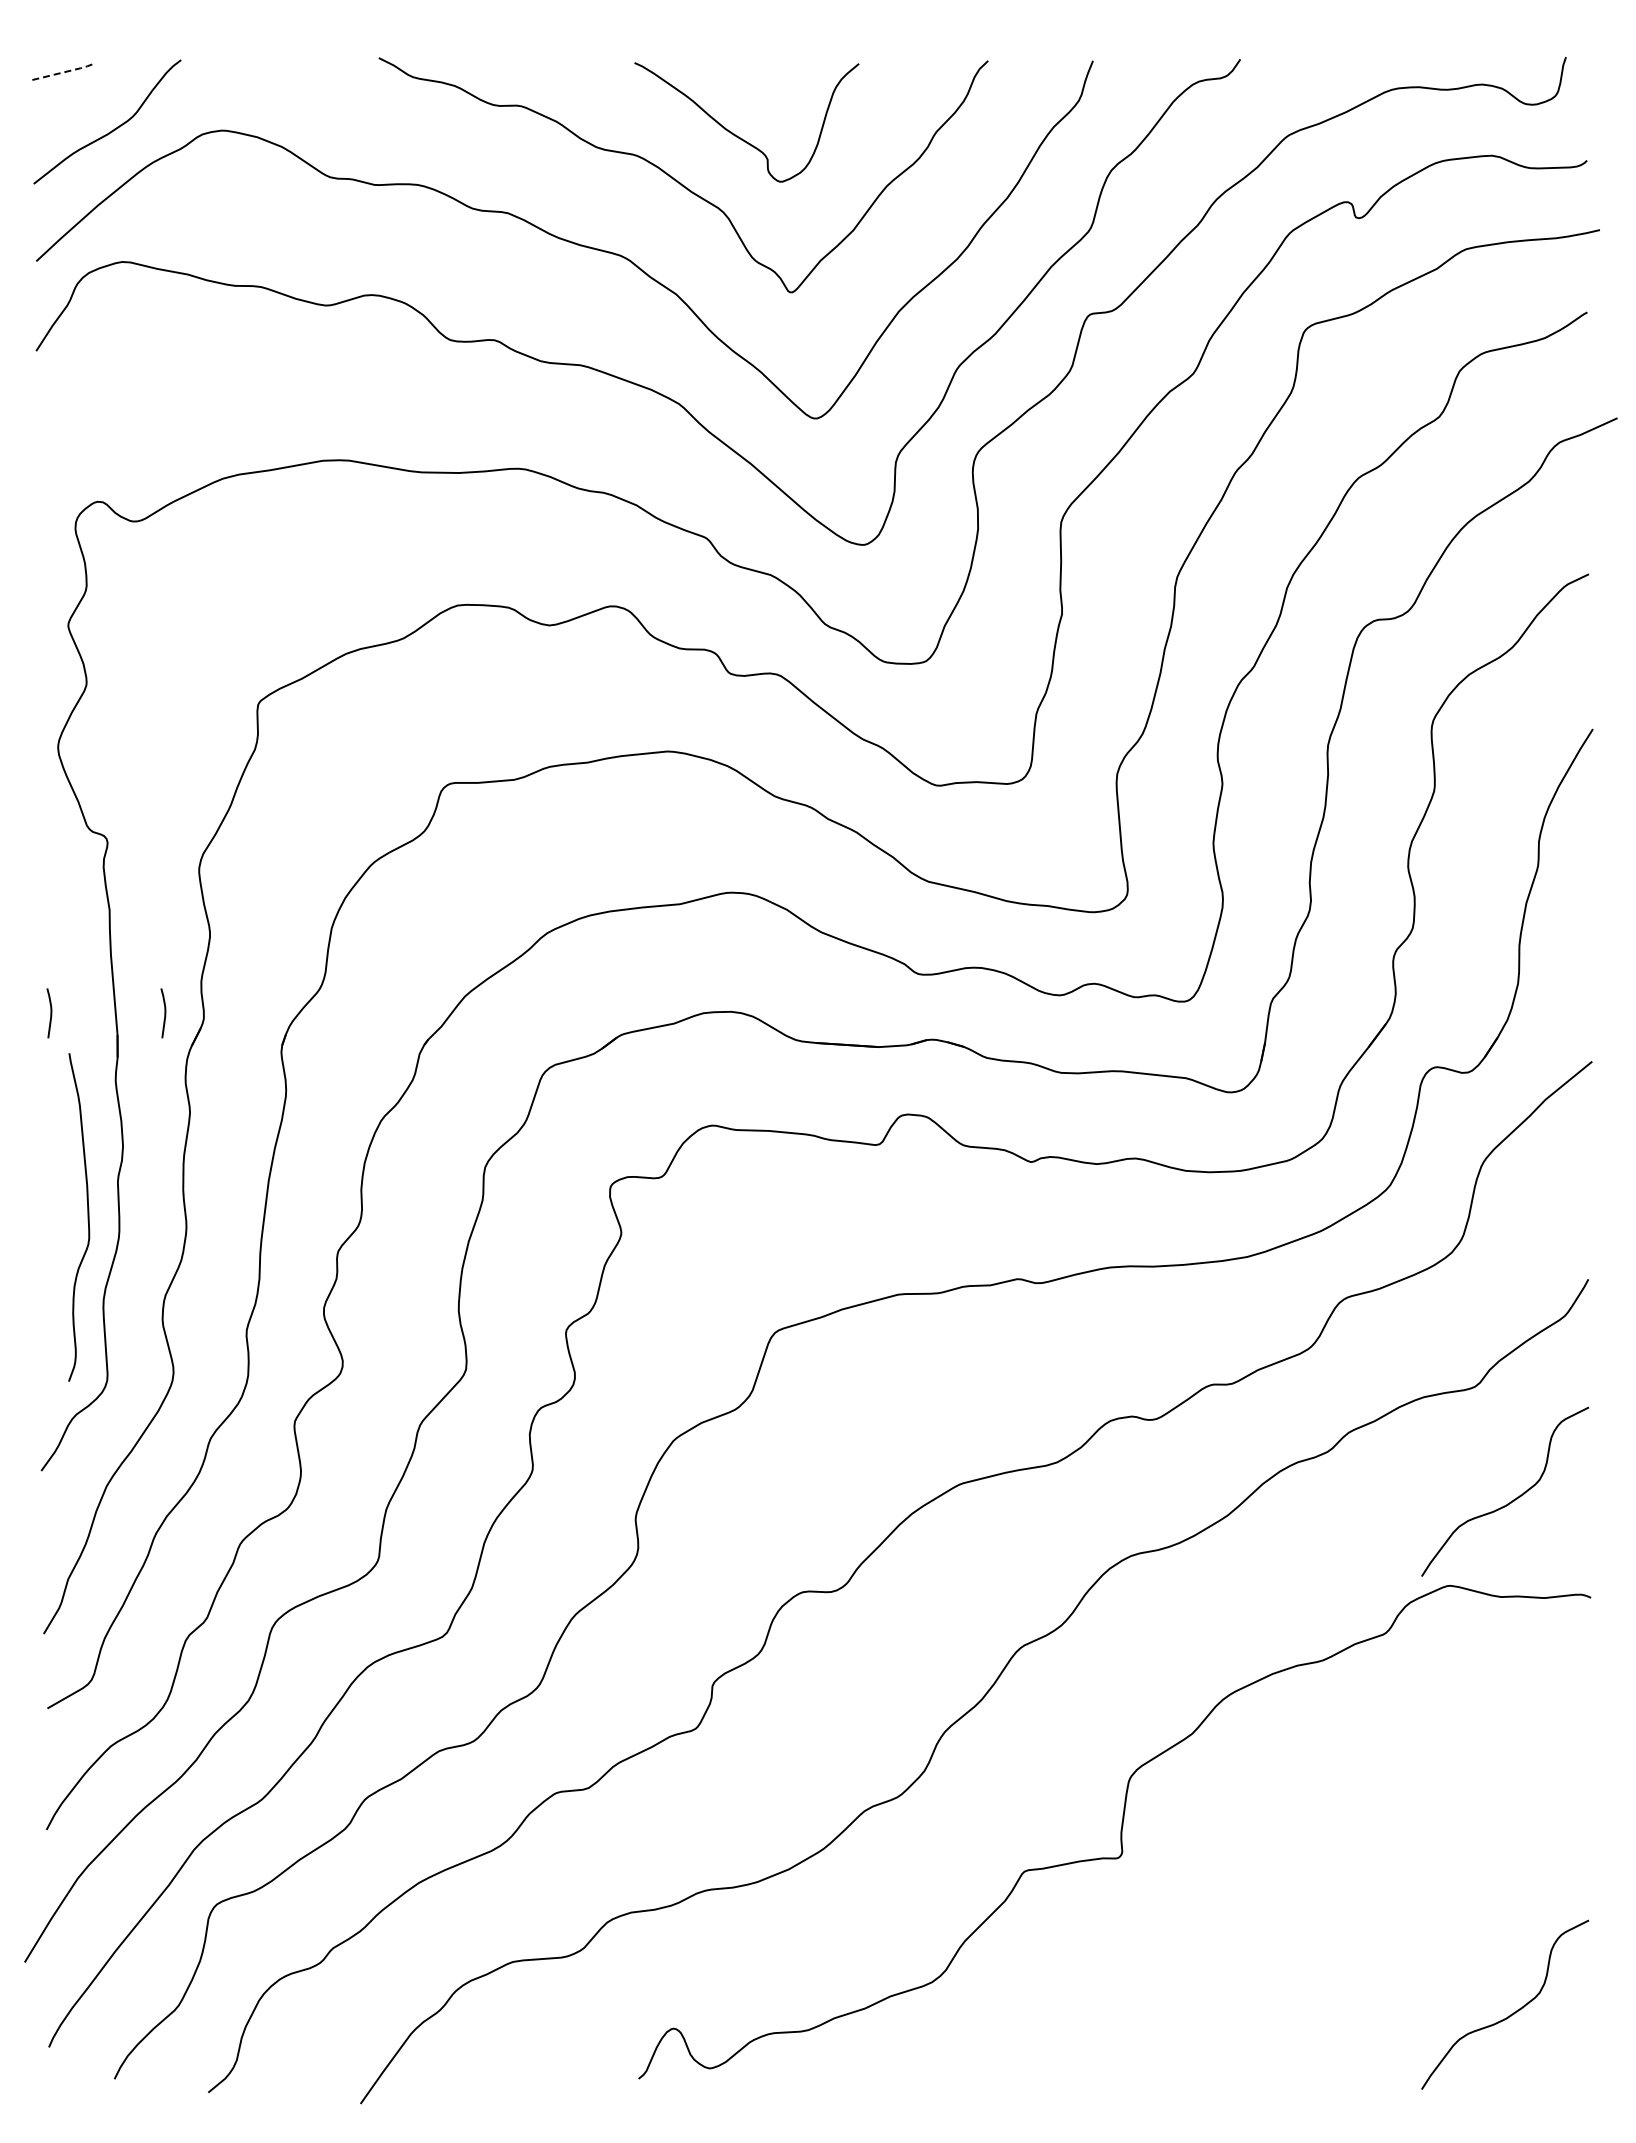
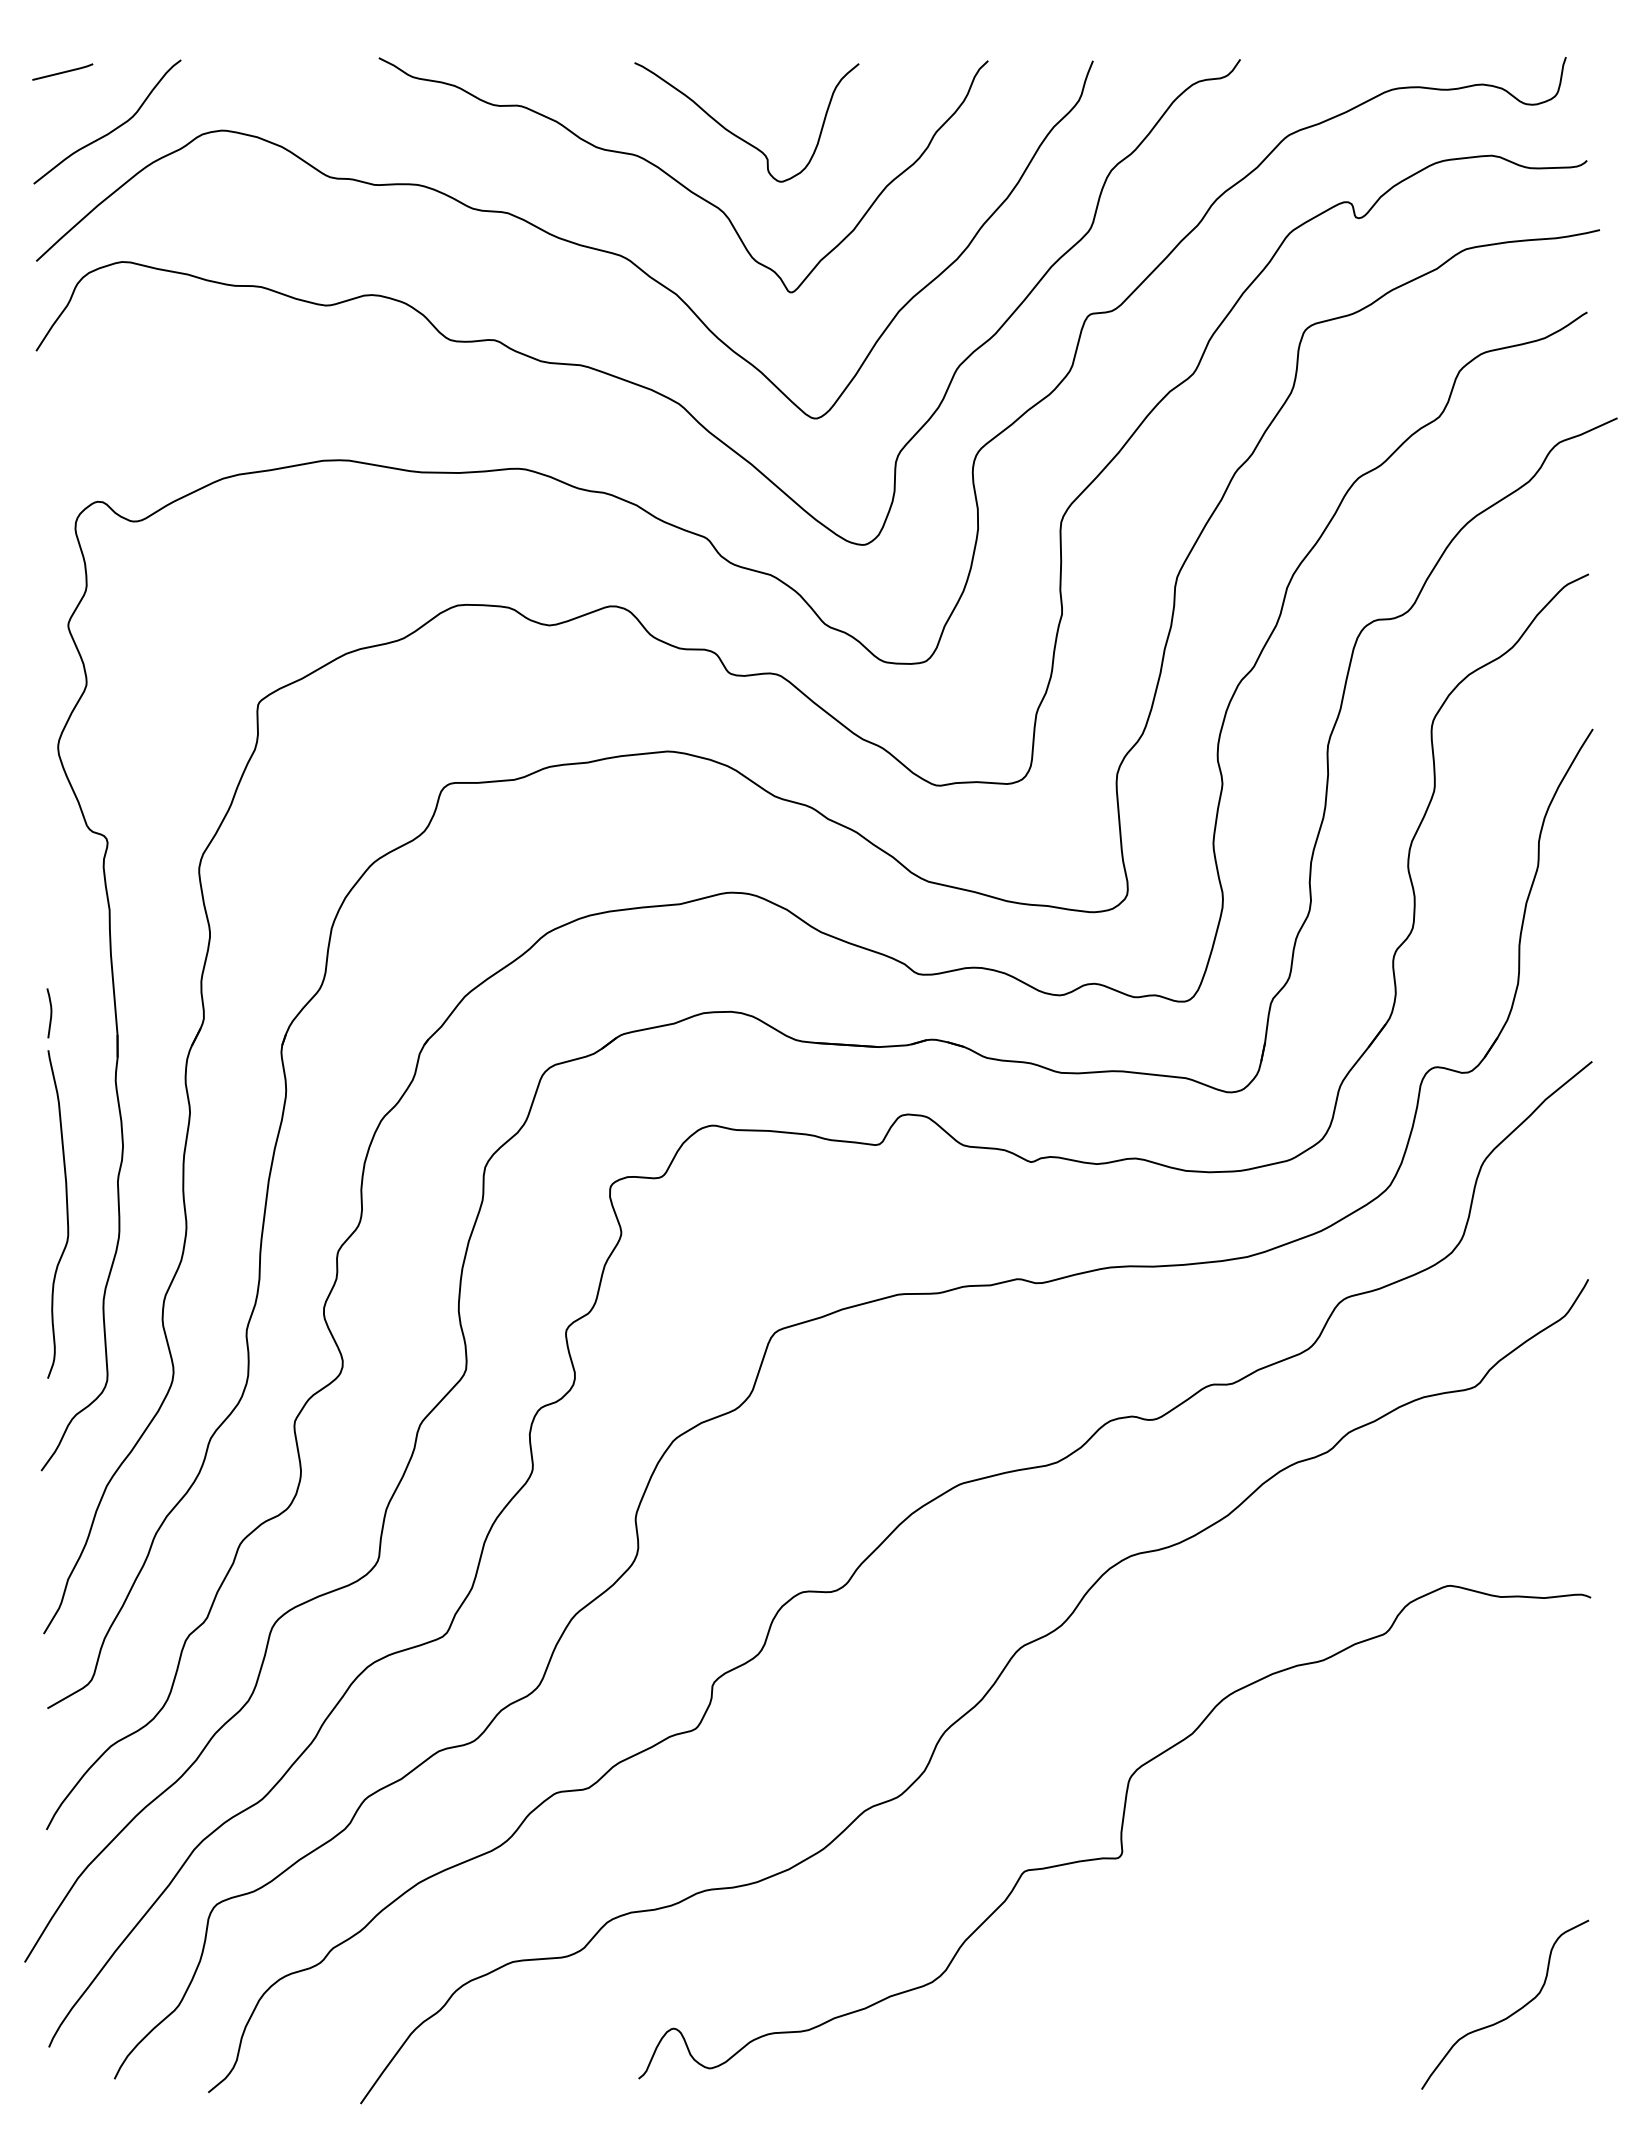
line: dashed -> solid (65, 72)
curve: present -> none (164, 1013)
curve position: (87, 1217) -> (66, 1214) (66, 1214)
curve: present -> none (1510, 1501)
